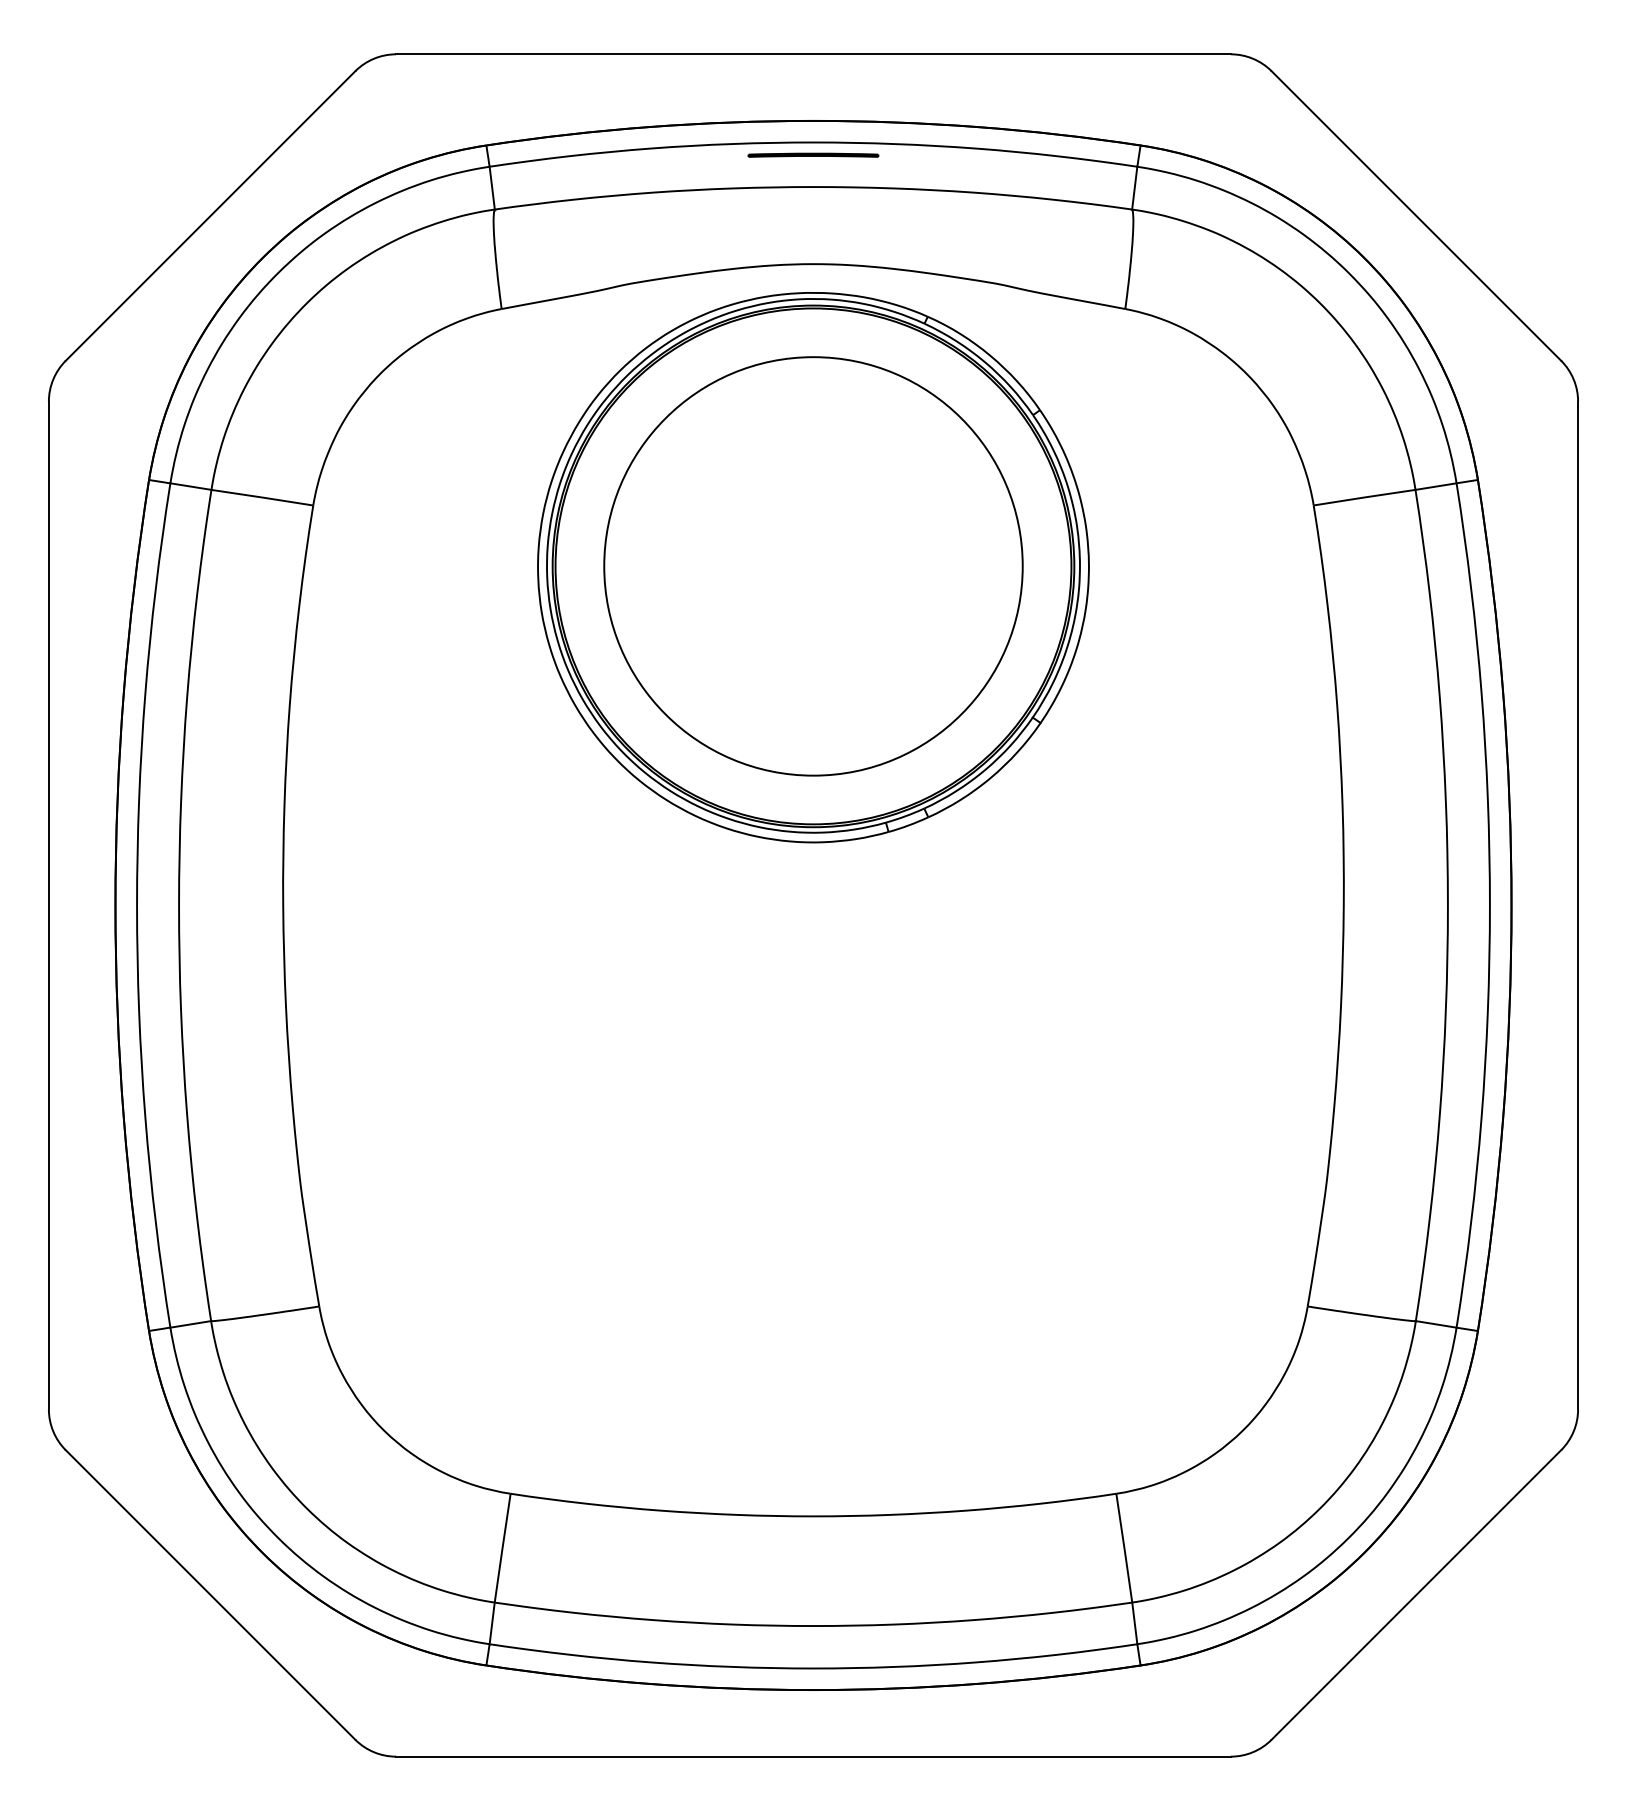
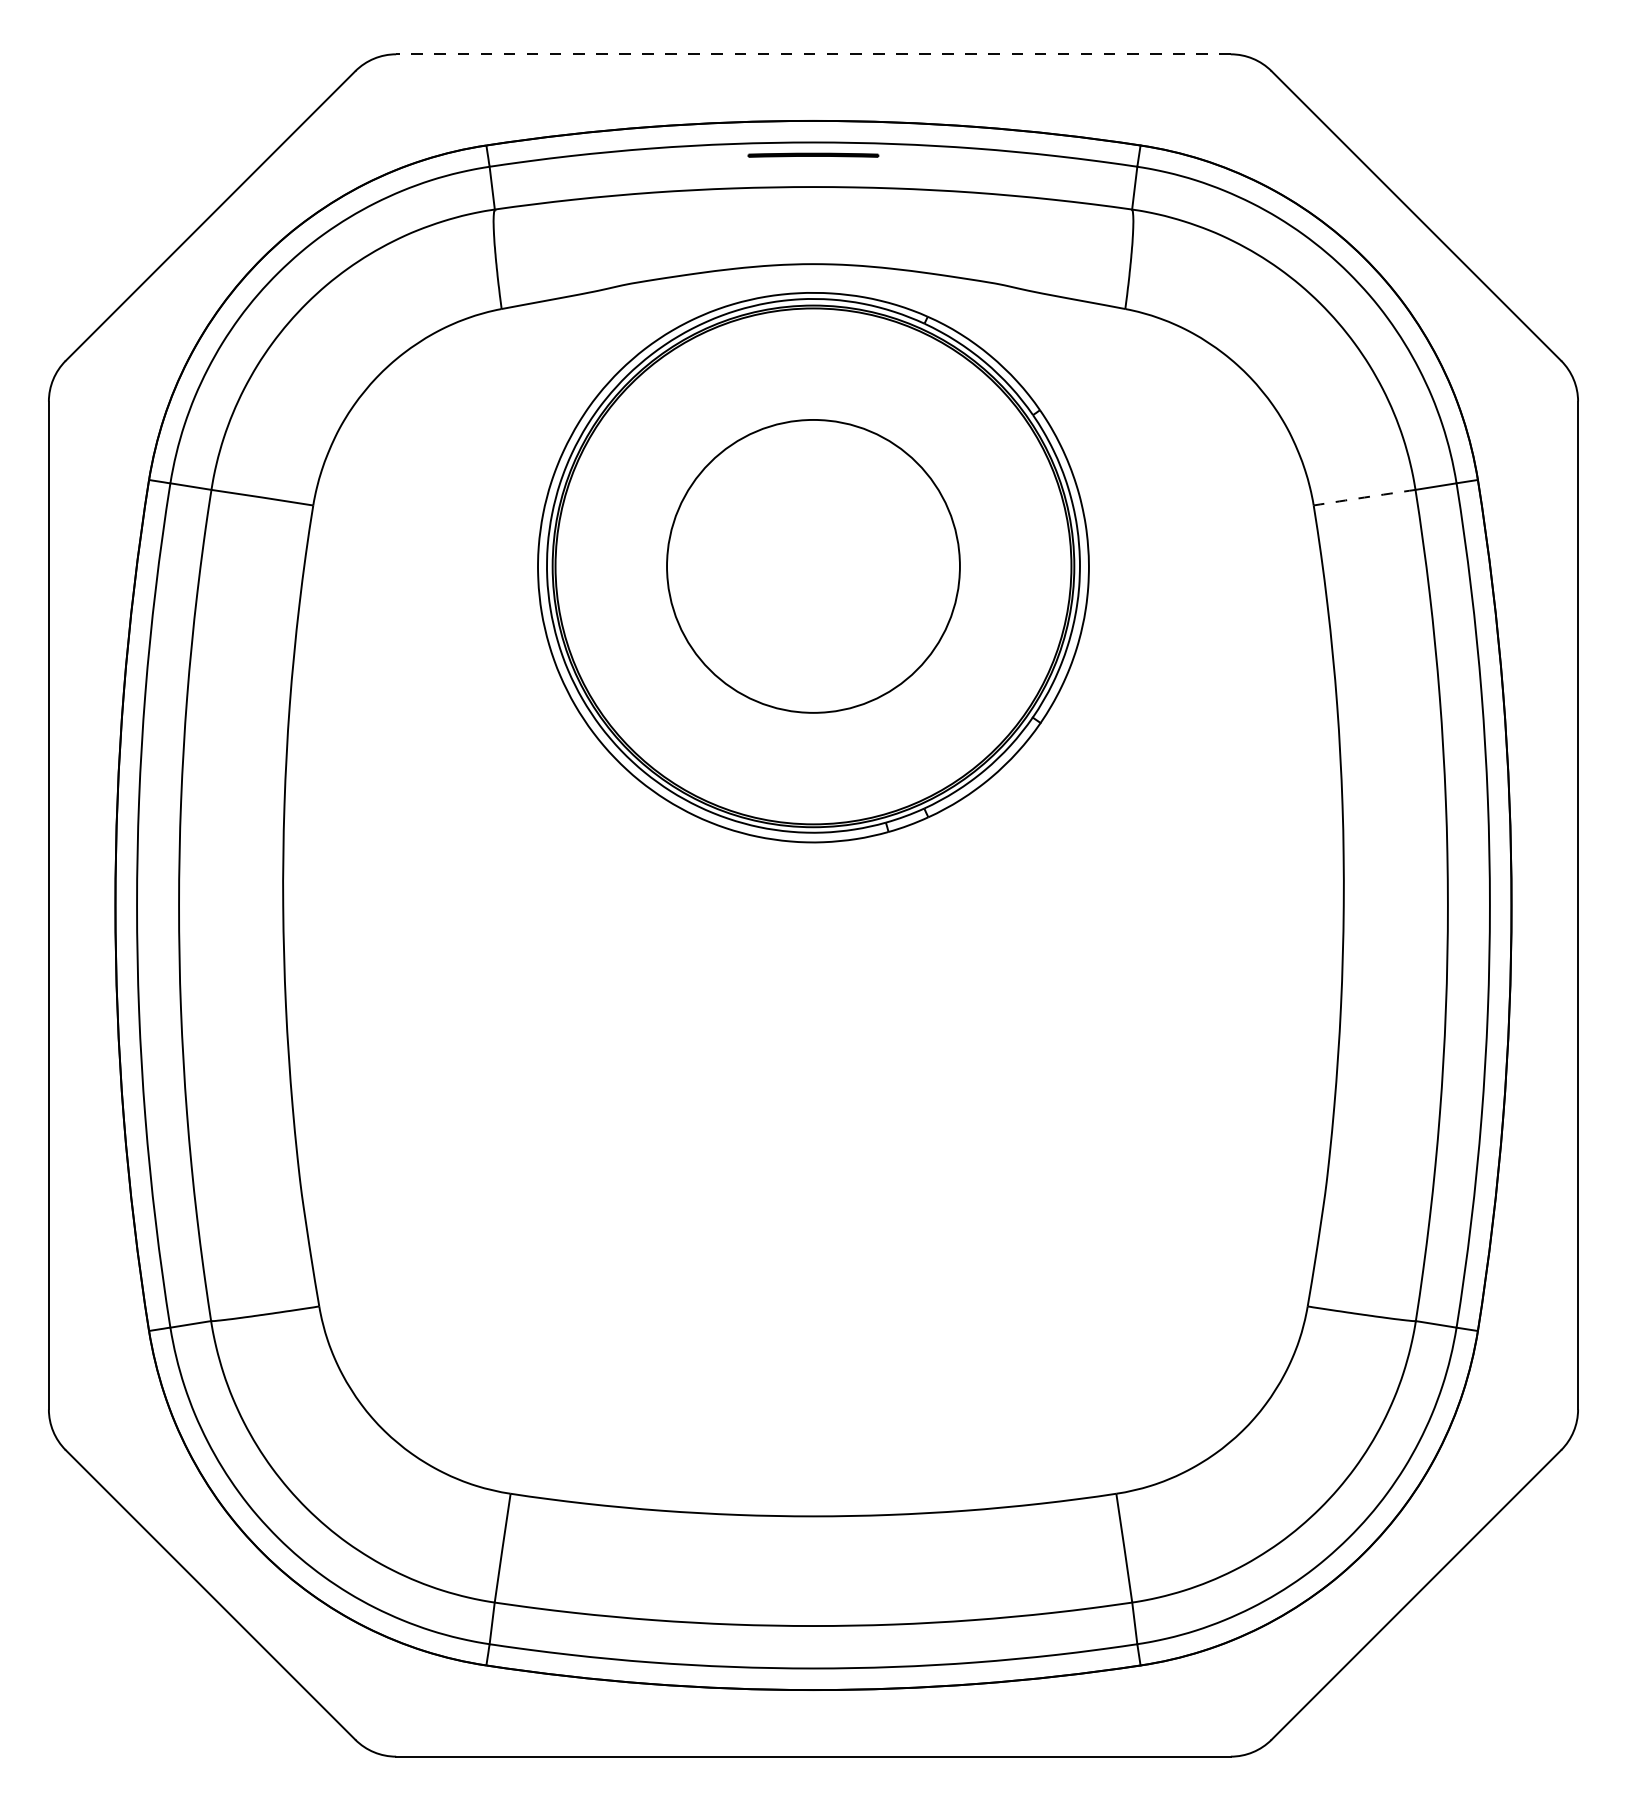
line: solid -> dashed (813, 54)
arc: solid -> dashed (1364, 497)
circle diameter: 418 px -> 293 px (813, 565)
